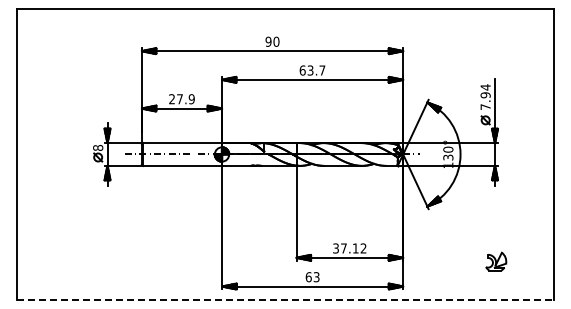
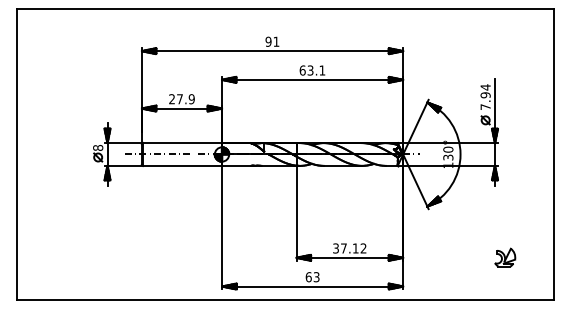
text: 90 -> 91 (276, 41)
text: 63.7 -> 63.1 (322, 70)
part position: (496, 261) -> (505, 257) (505, 257)
line: dashed -> solid (285, 299)
